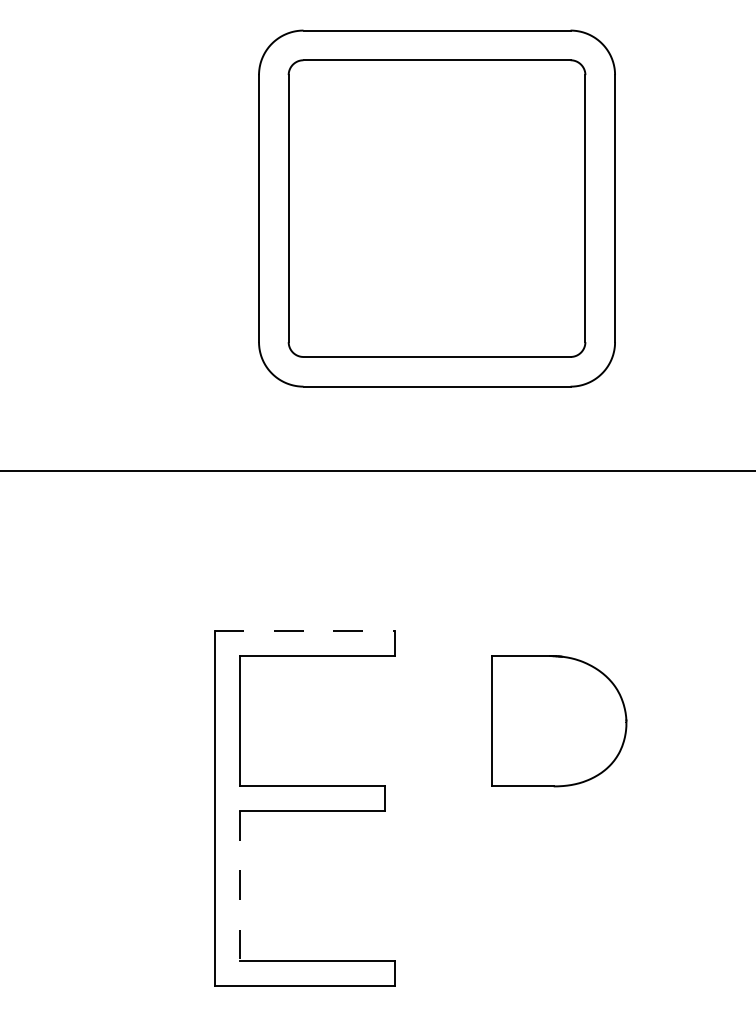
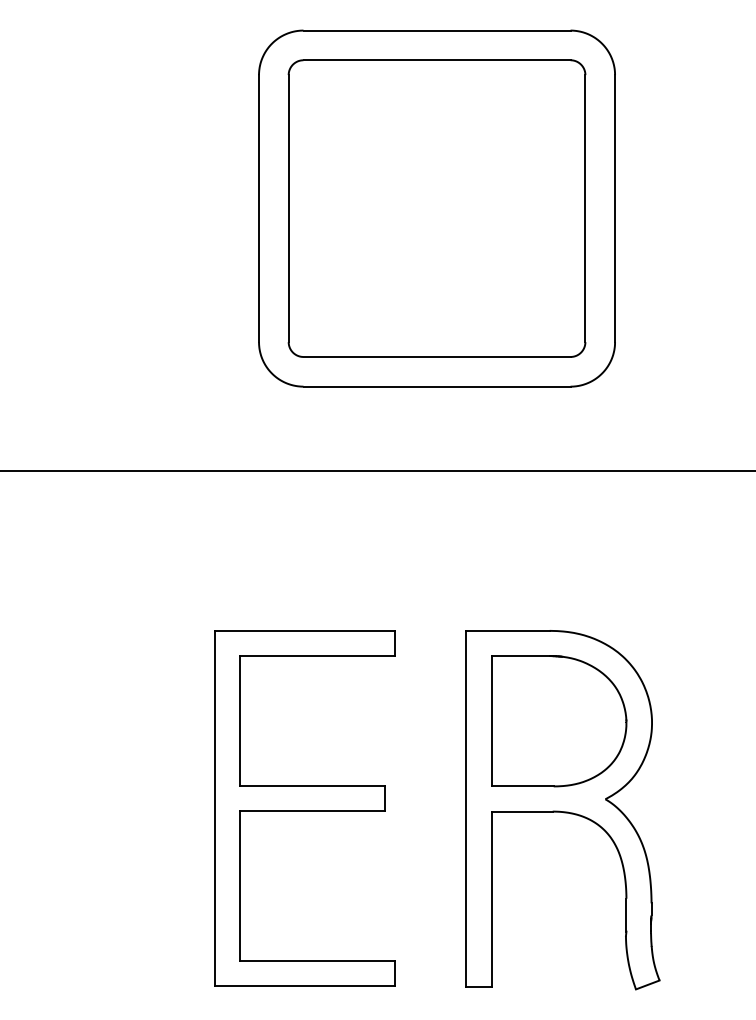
line: dashed -> solid (305, 630)
part: none -> present (562, 810)
line: dashed -> solid (239, 886)
